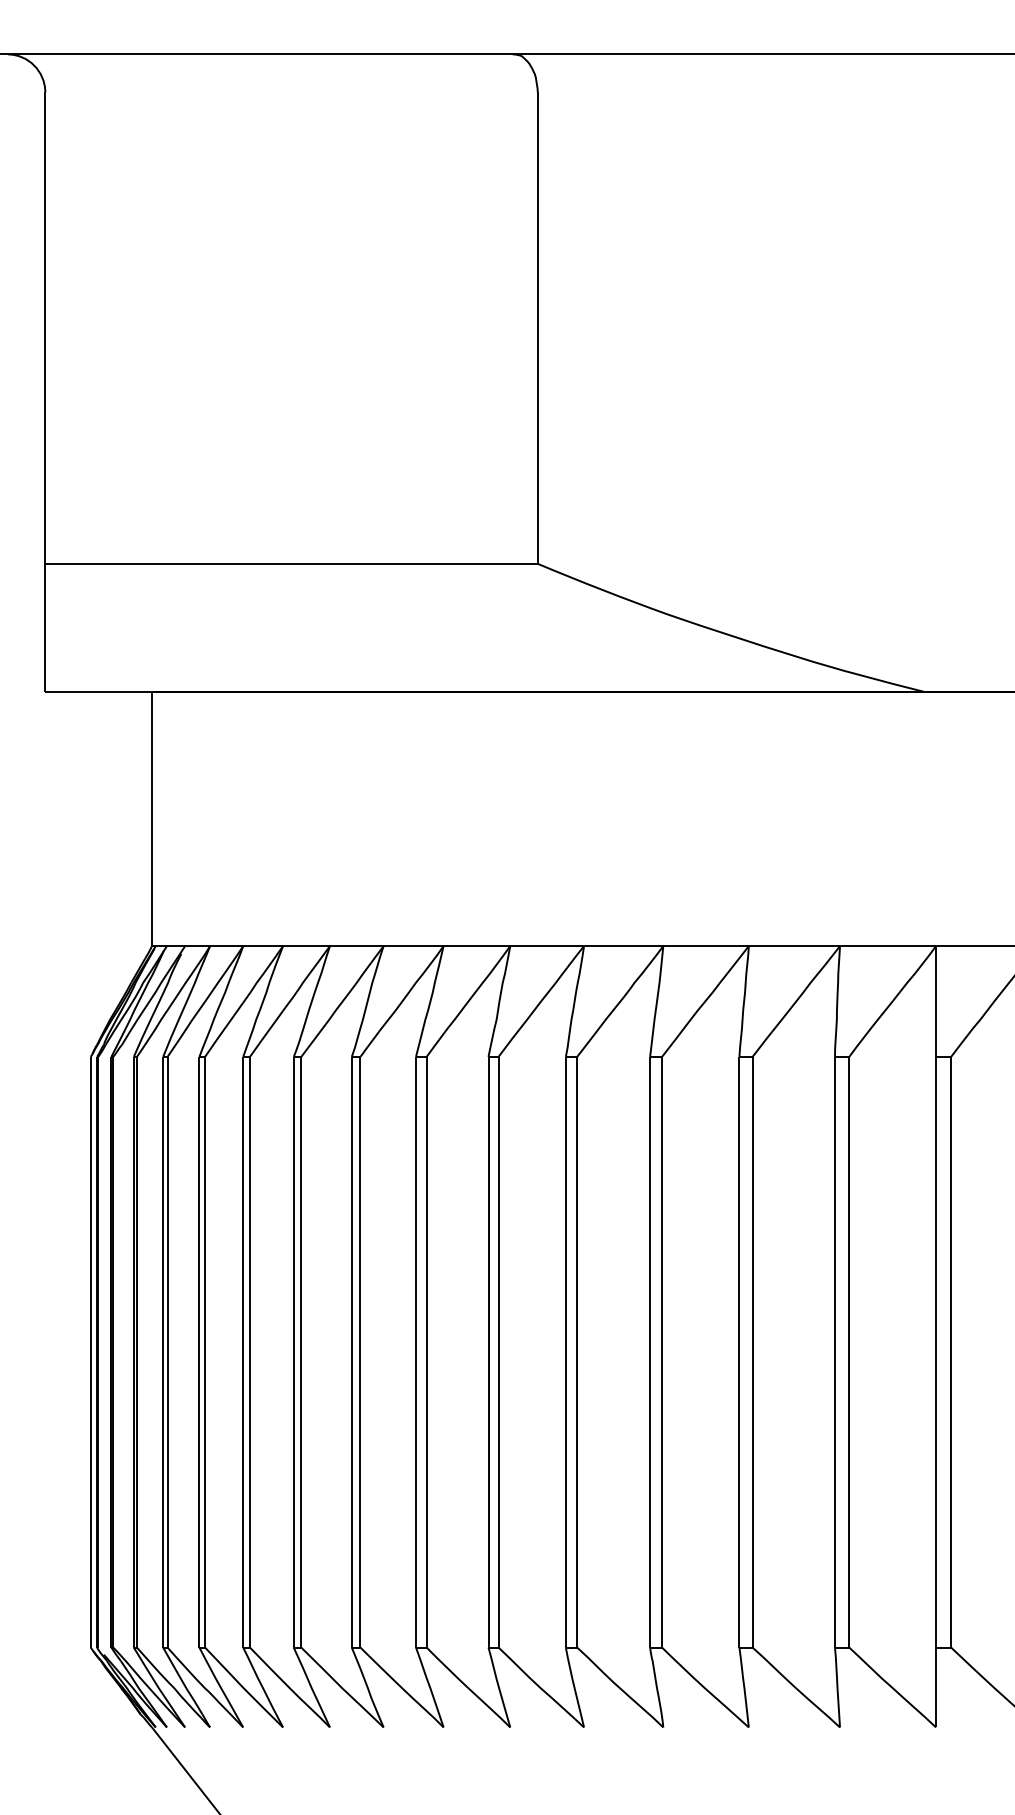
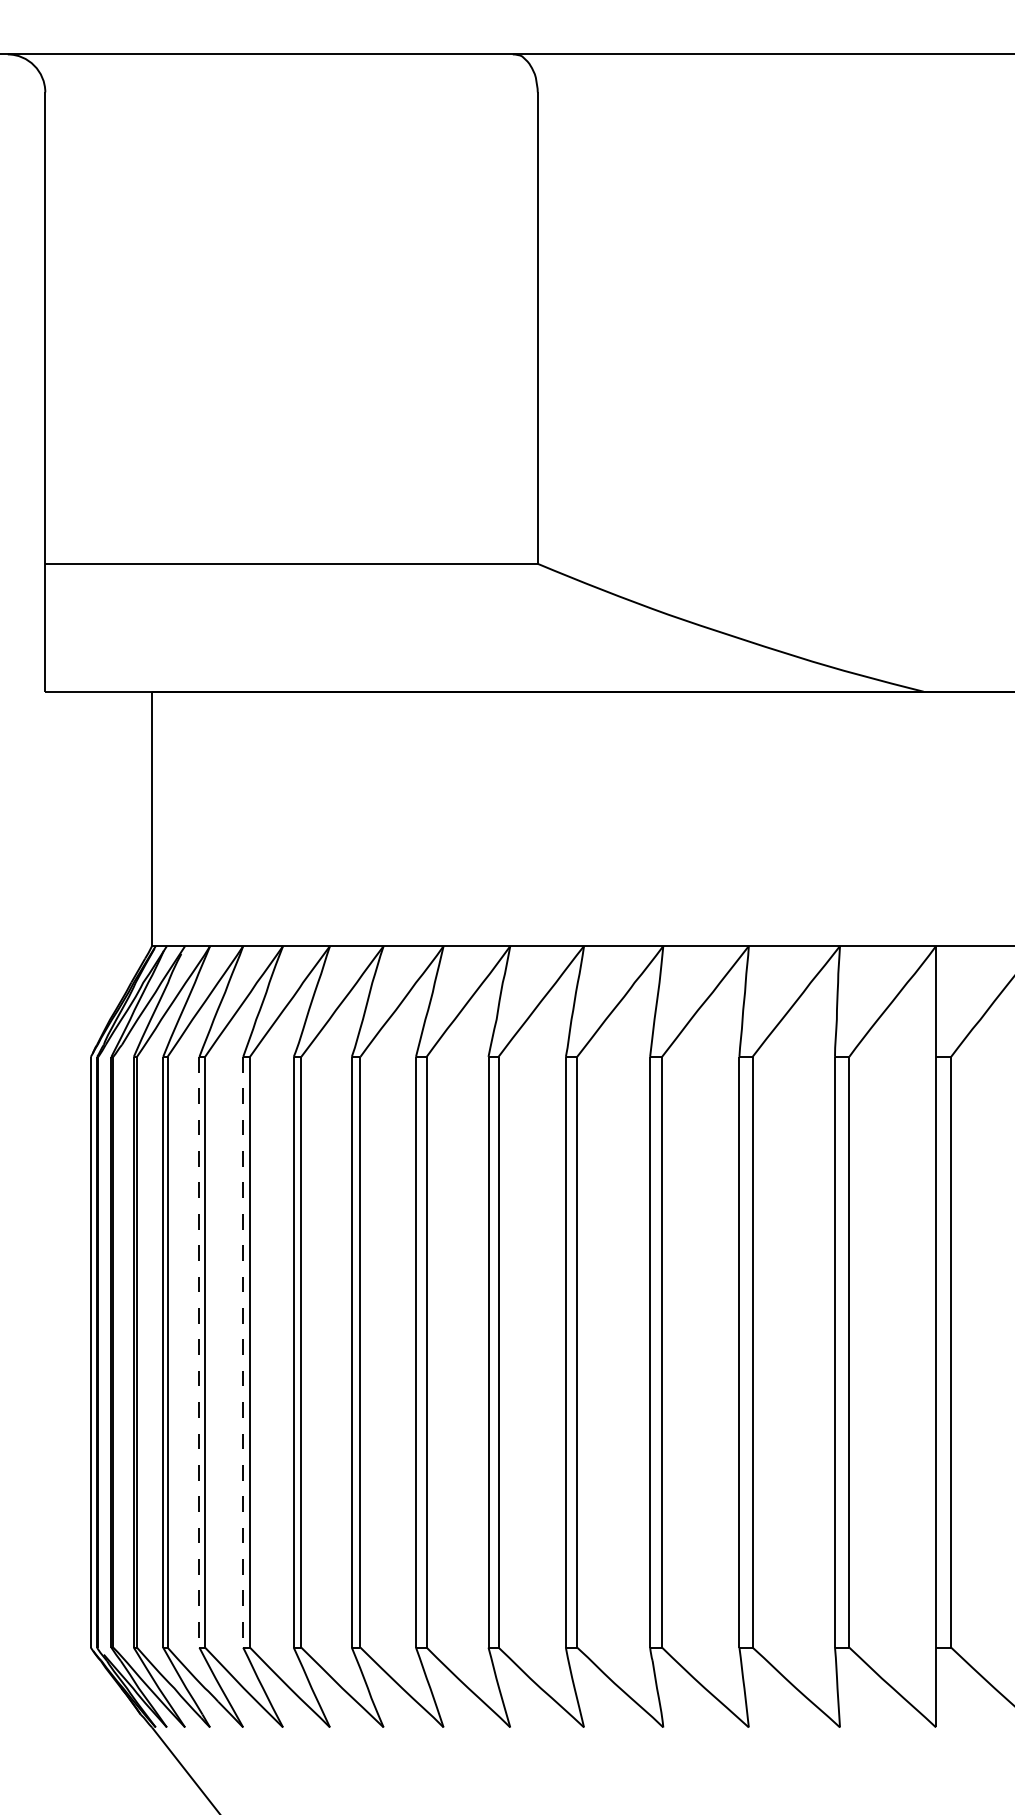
line: solid -> dashed (199, 1352)
line: solid -> dashed (243, 1352)
